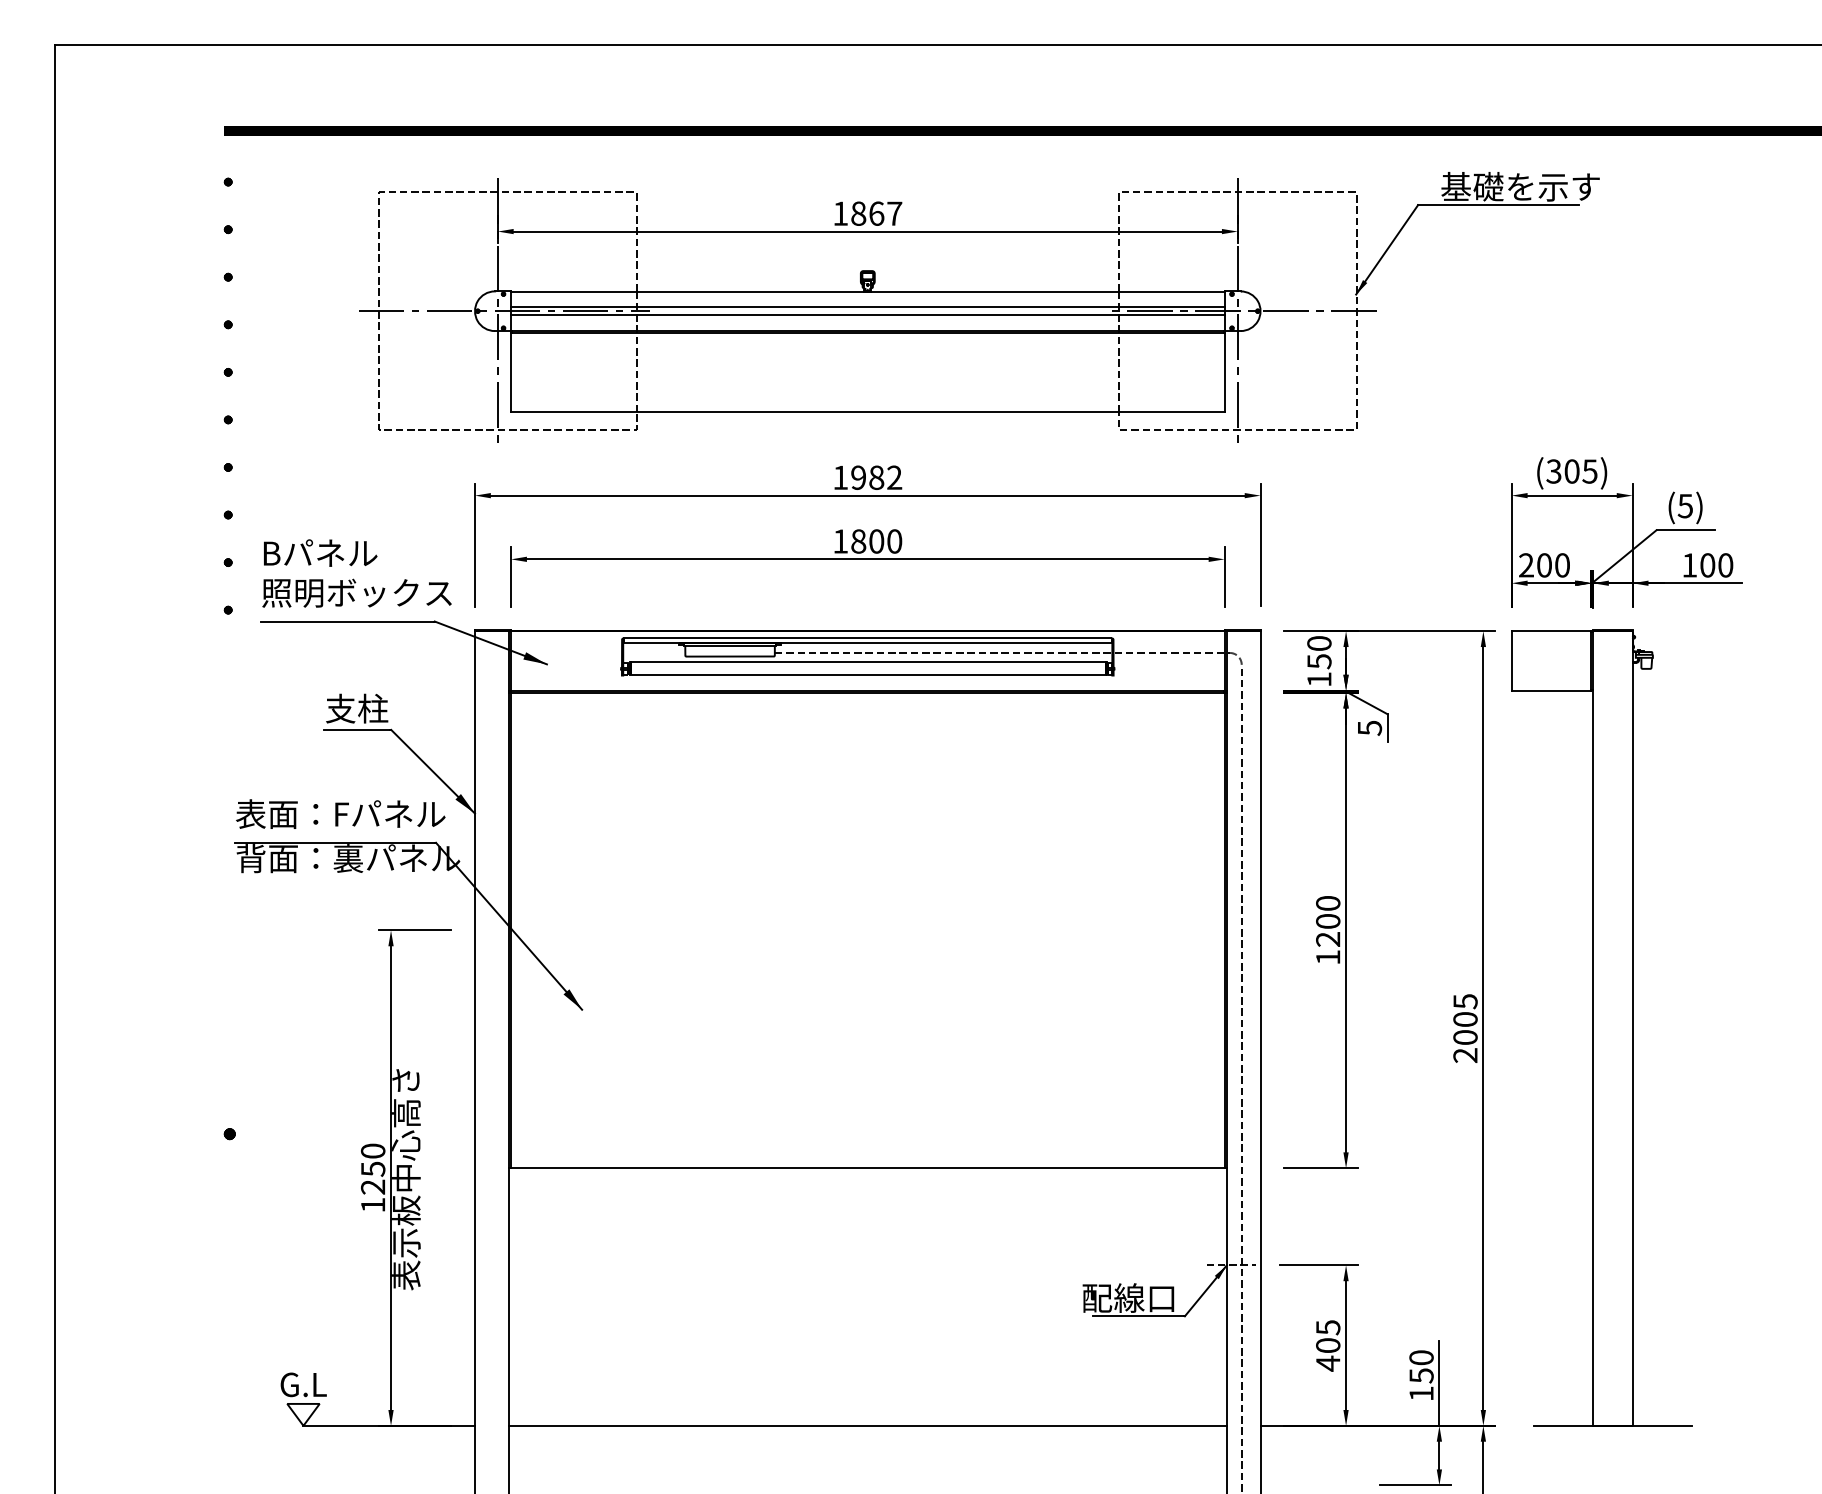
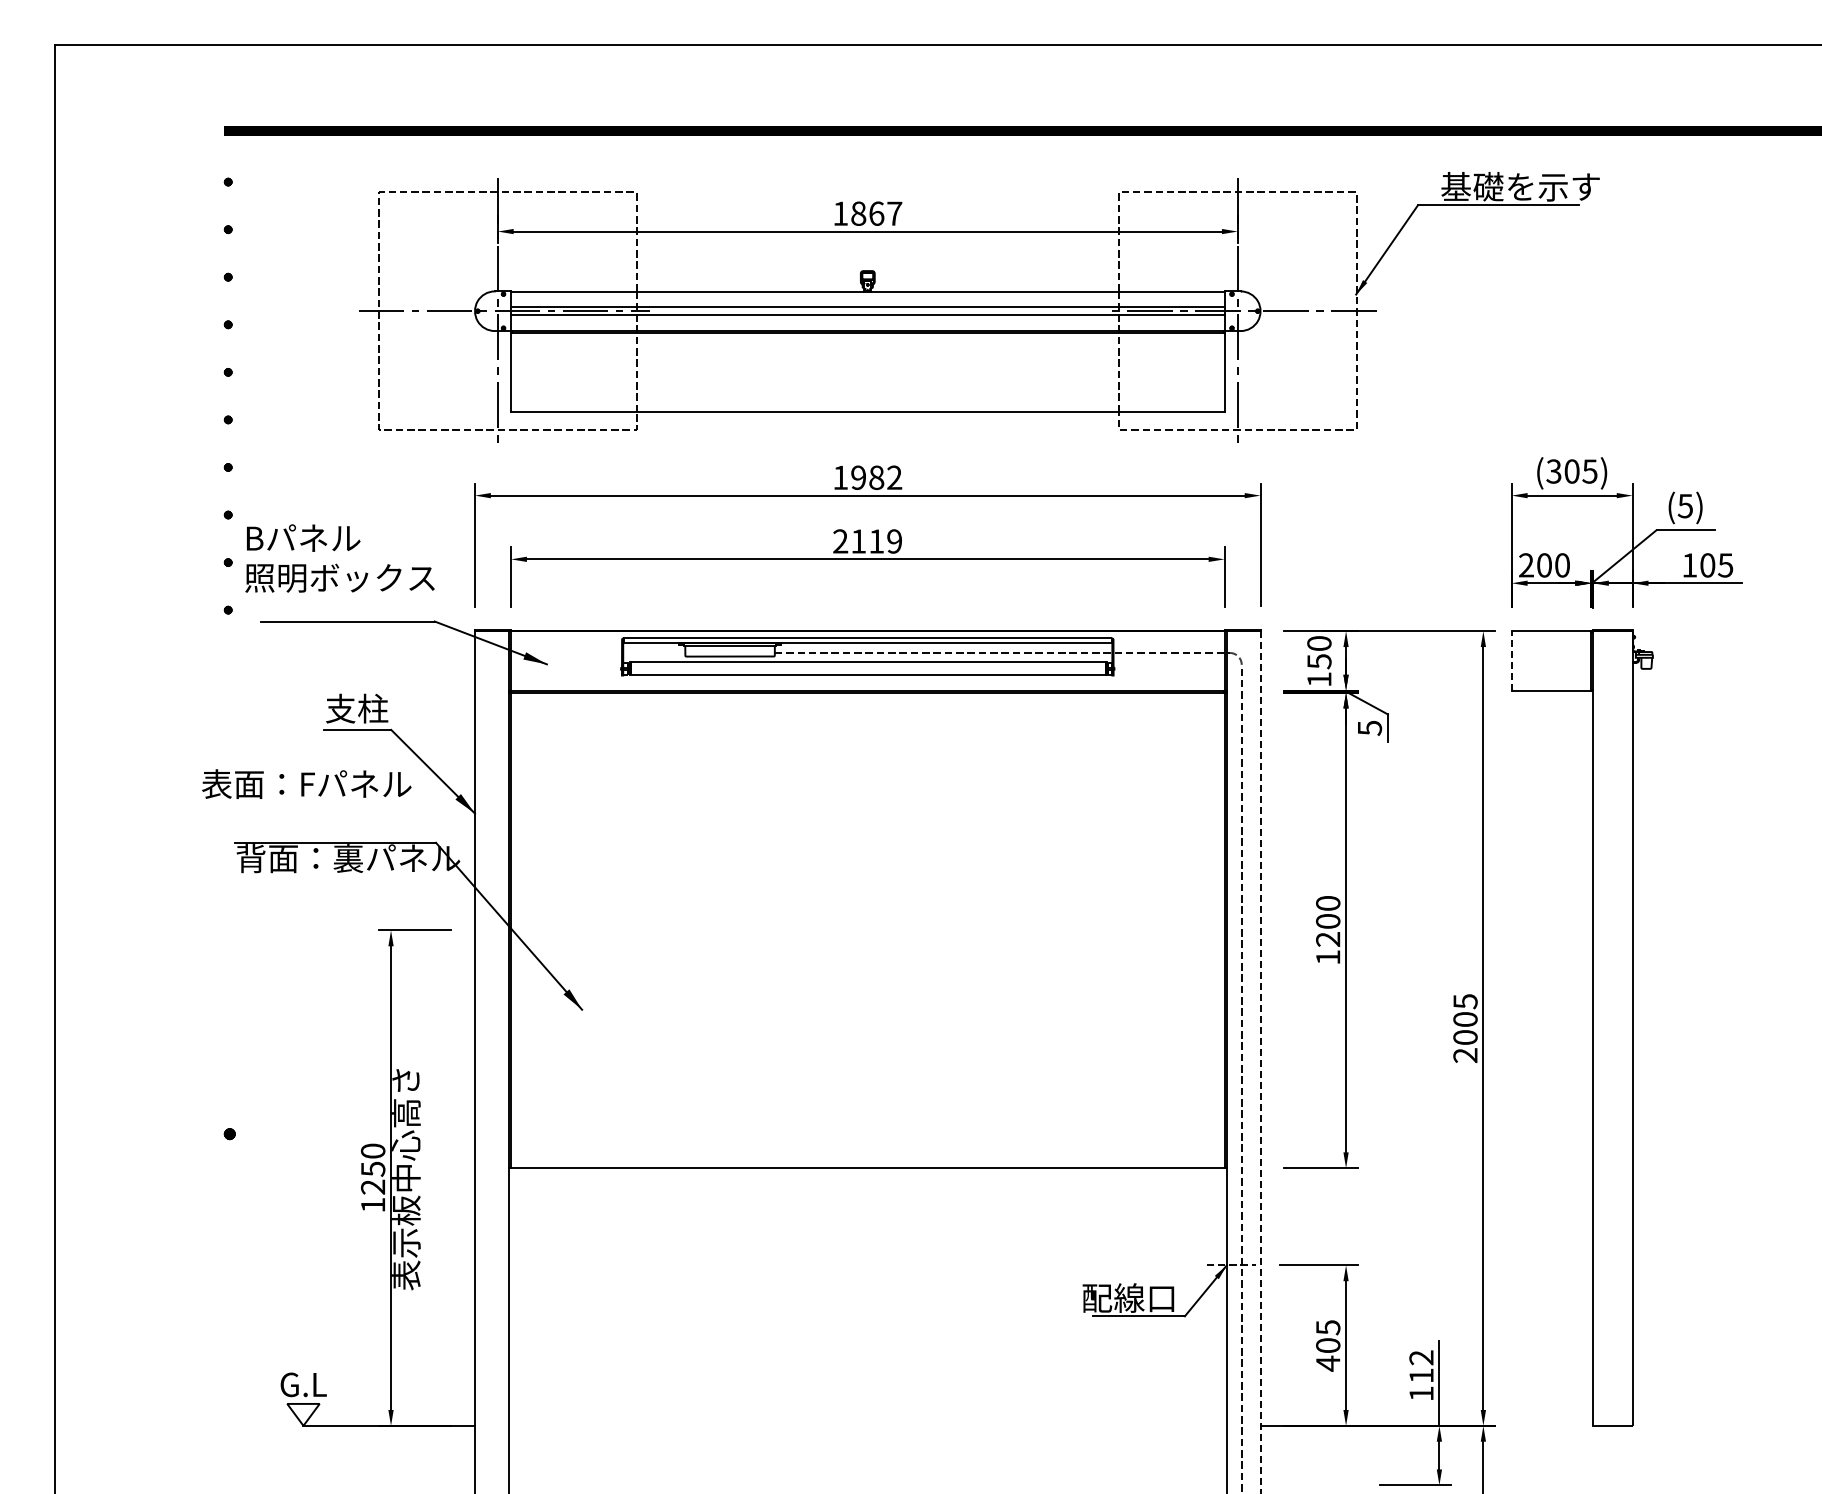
text: 1800 -> 2119 (867, 541)
text: 100 -> 105 (1725, 565)
text position: (356, 573) -> (339, 558) (339, 558)
line: solid -> dashed (1511, 660)
text position: (340, 813) -> (306, 783) (306, 783)
line: solid -> dashed (1260, 1063)
text: 150 -> 112 (1421, 1366)
line: present -> none (867, 1425)
line: present -> none (1612, 1425)
